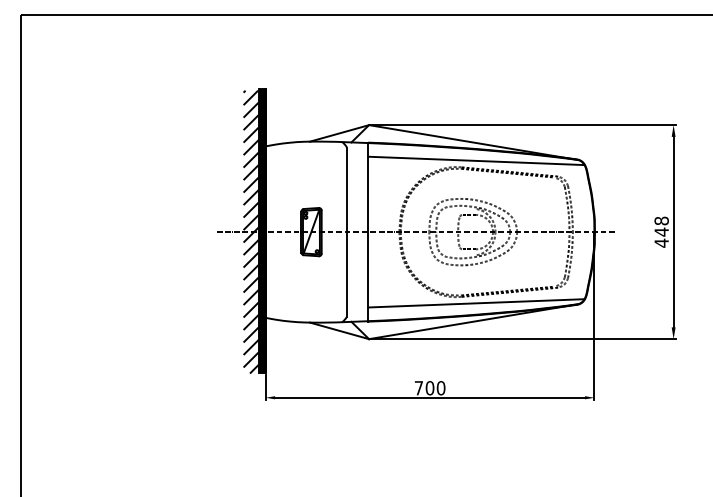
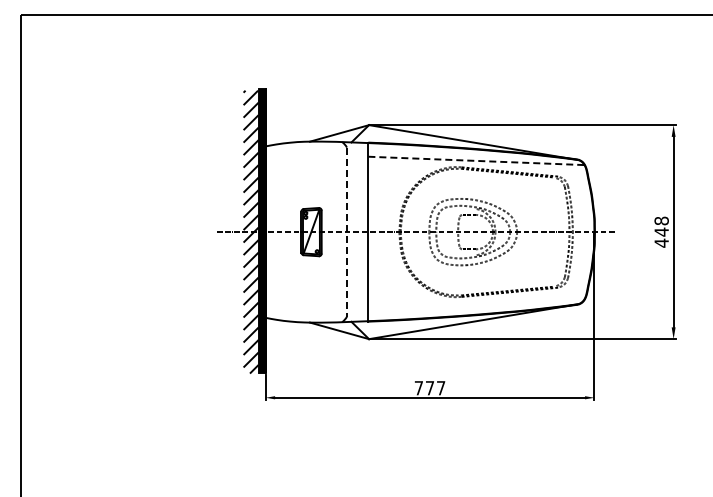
line: solid -> dashed (476, 160)
line: solid -> dashed (346, 232)
line: present -> none (476, 303)
text: 700 -> 777 (435, 388)
